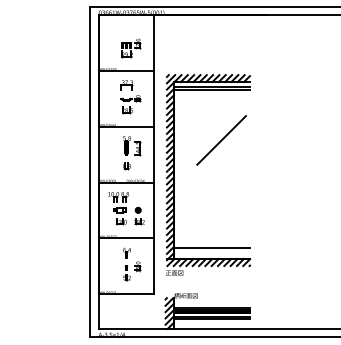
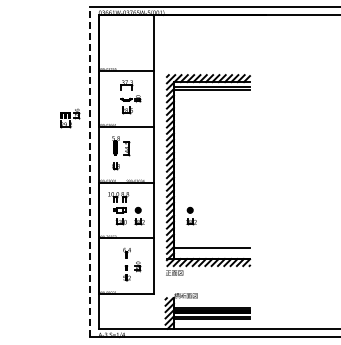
part position: (131, 48) -> (70, 118) (70, 118)
line: present -> none (221, 140)
part position: (132, 153) -> (121, 153) (121, 153)
line: solid -> dashed (90, 171)
part: none -> present (191, 215)
